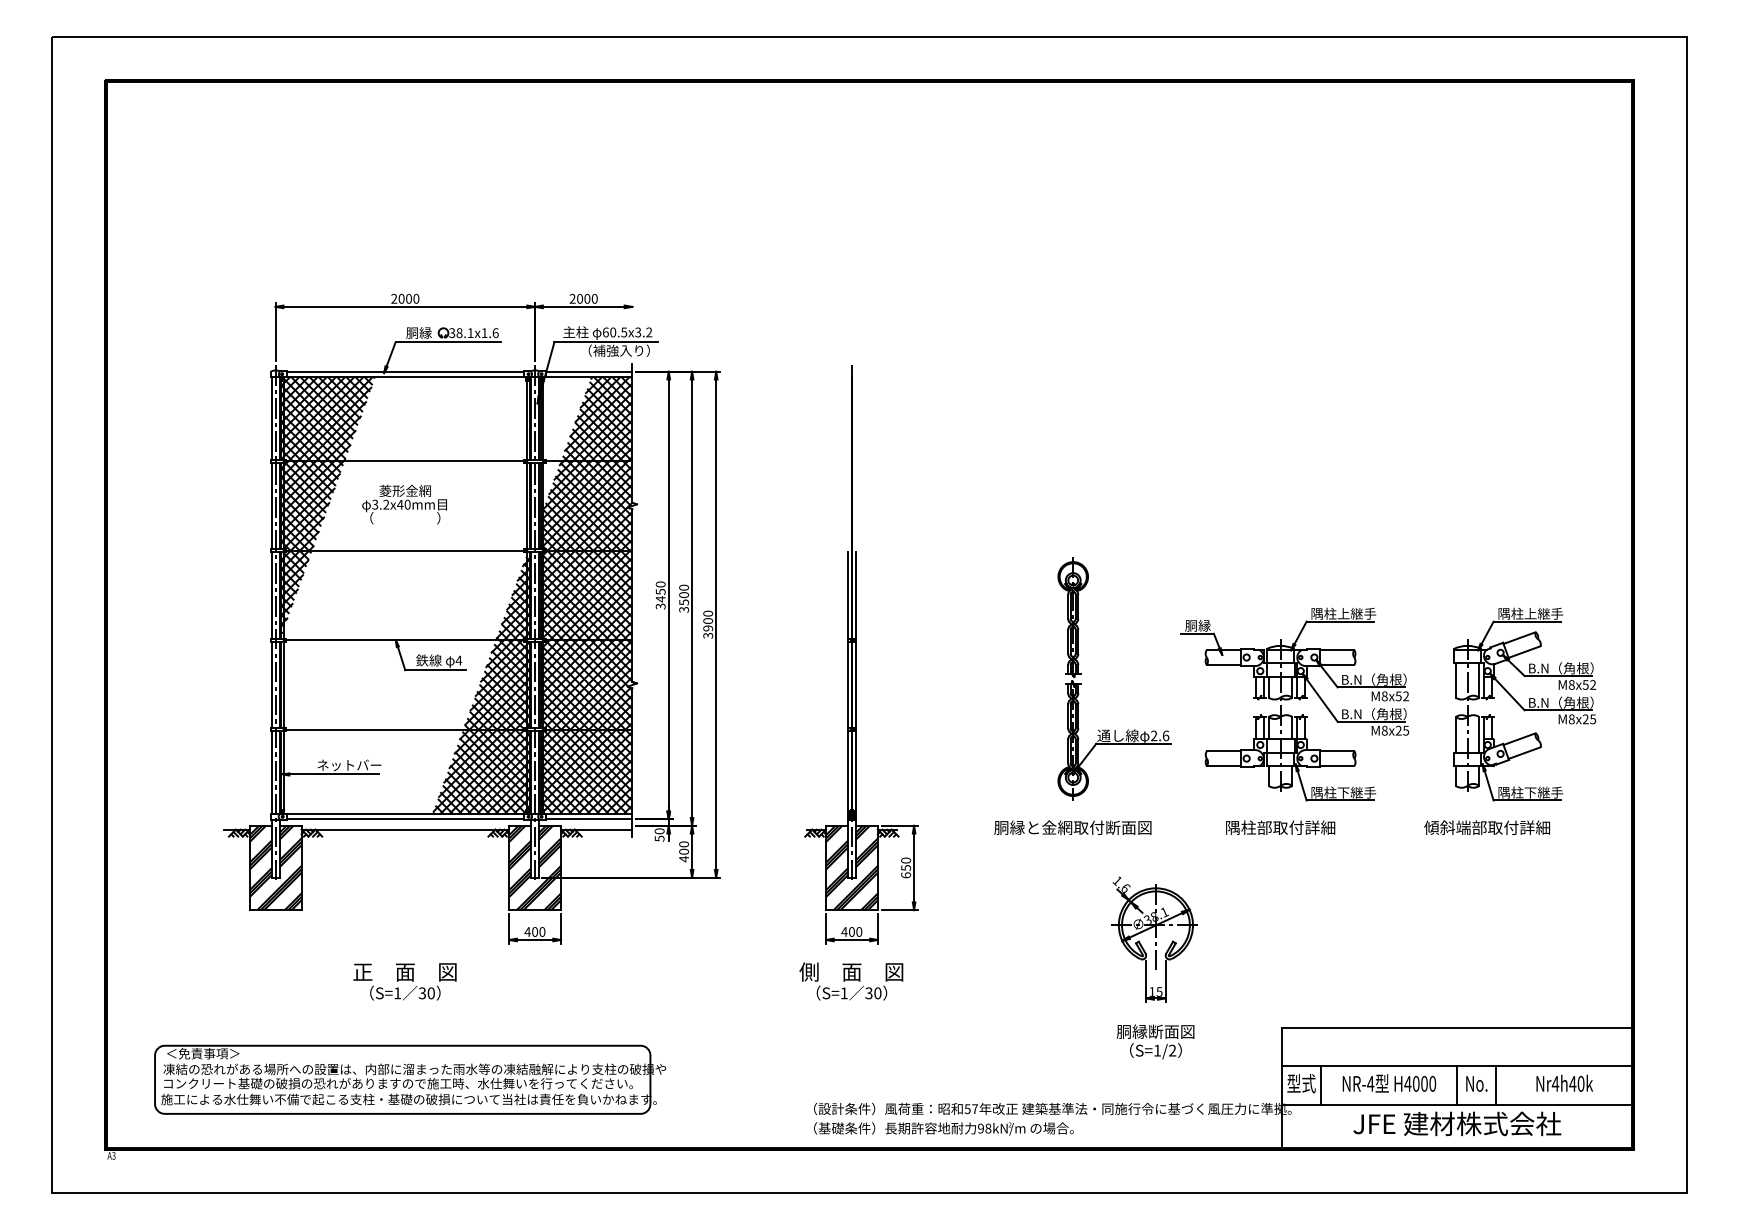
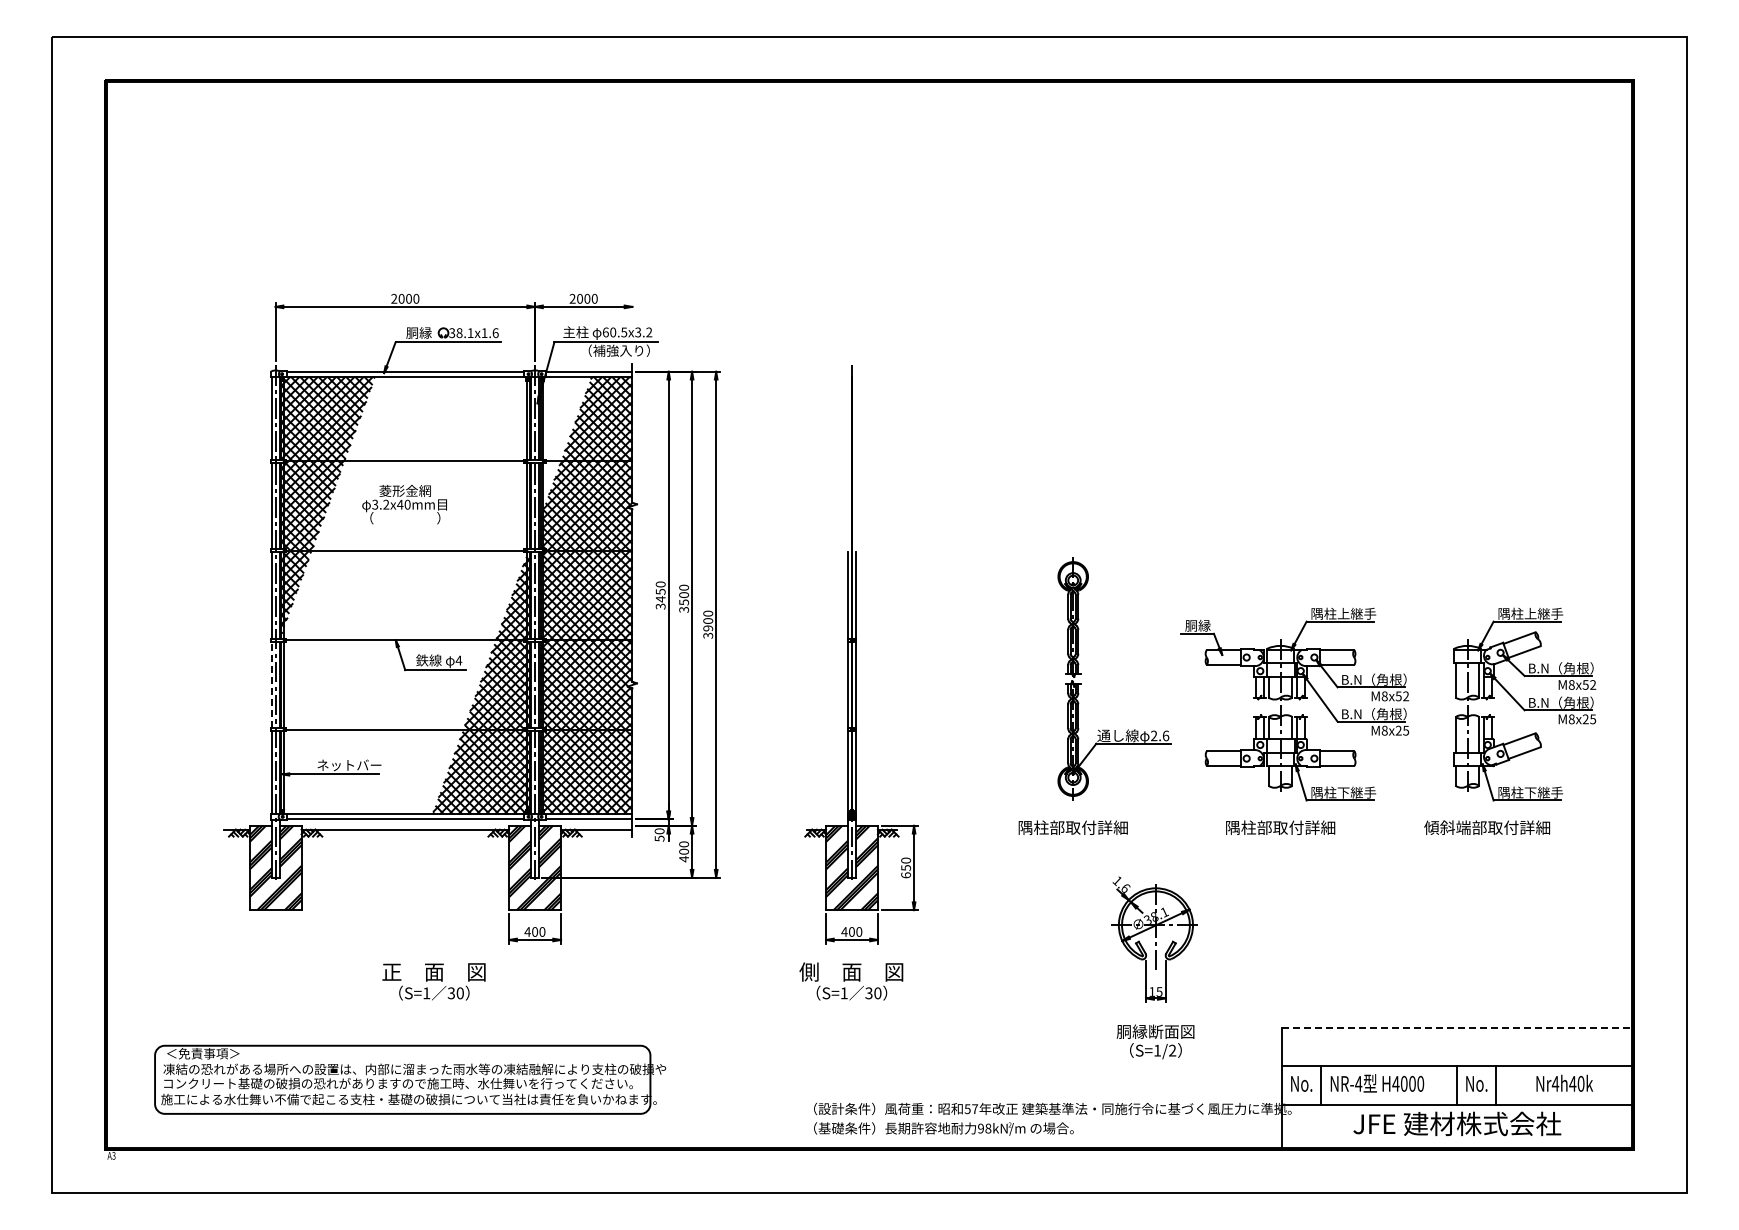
line: solid -> dashed (271, 684)
text: 胴縁と金網取付断面図 -> 隅柱部取付詳細 (1072, 827)
text position: (404, 981) -> (433, 981) (433, 981)
line: solid -> dashed (1457, 1027)
text: 型式 -> No. (1301, 1083)
text position: (1389, 1083) -> (1377, 1083) (1377, 1083)
